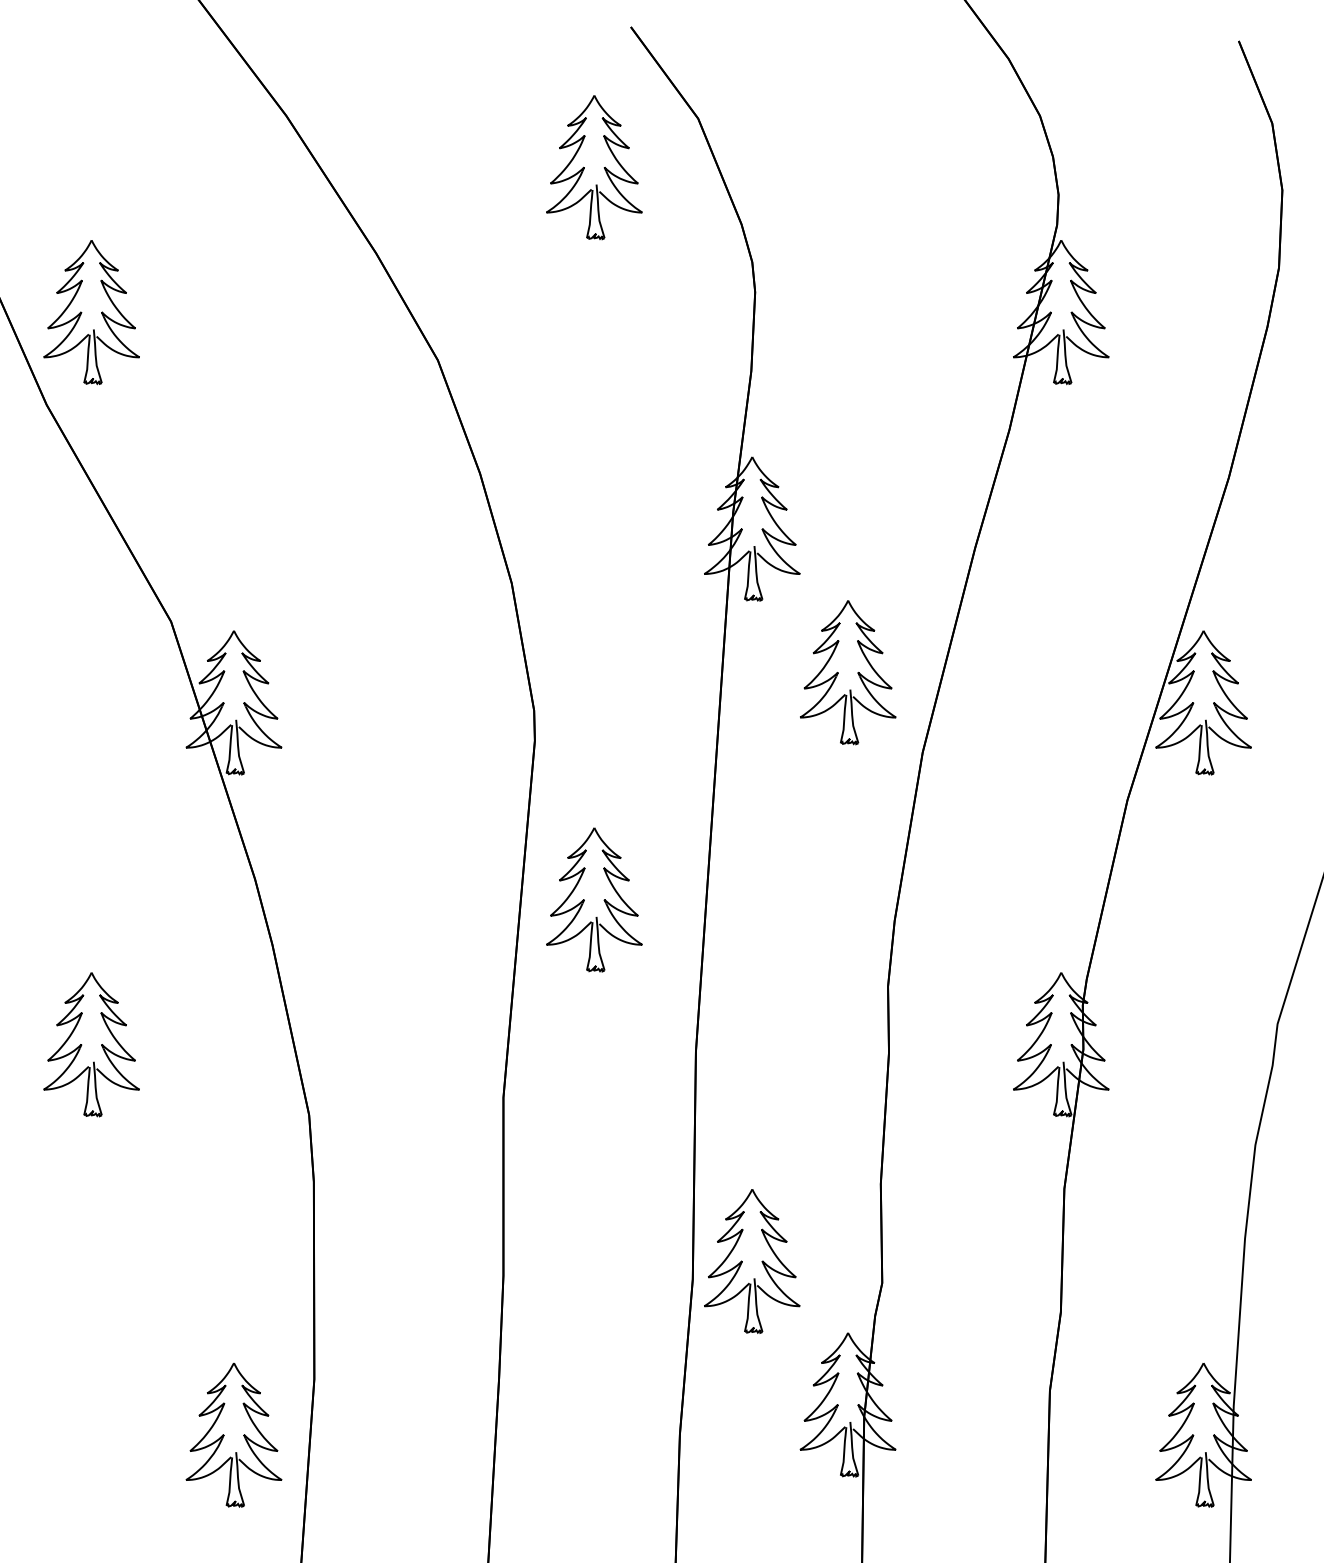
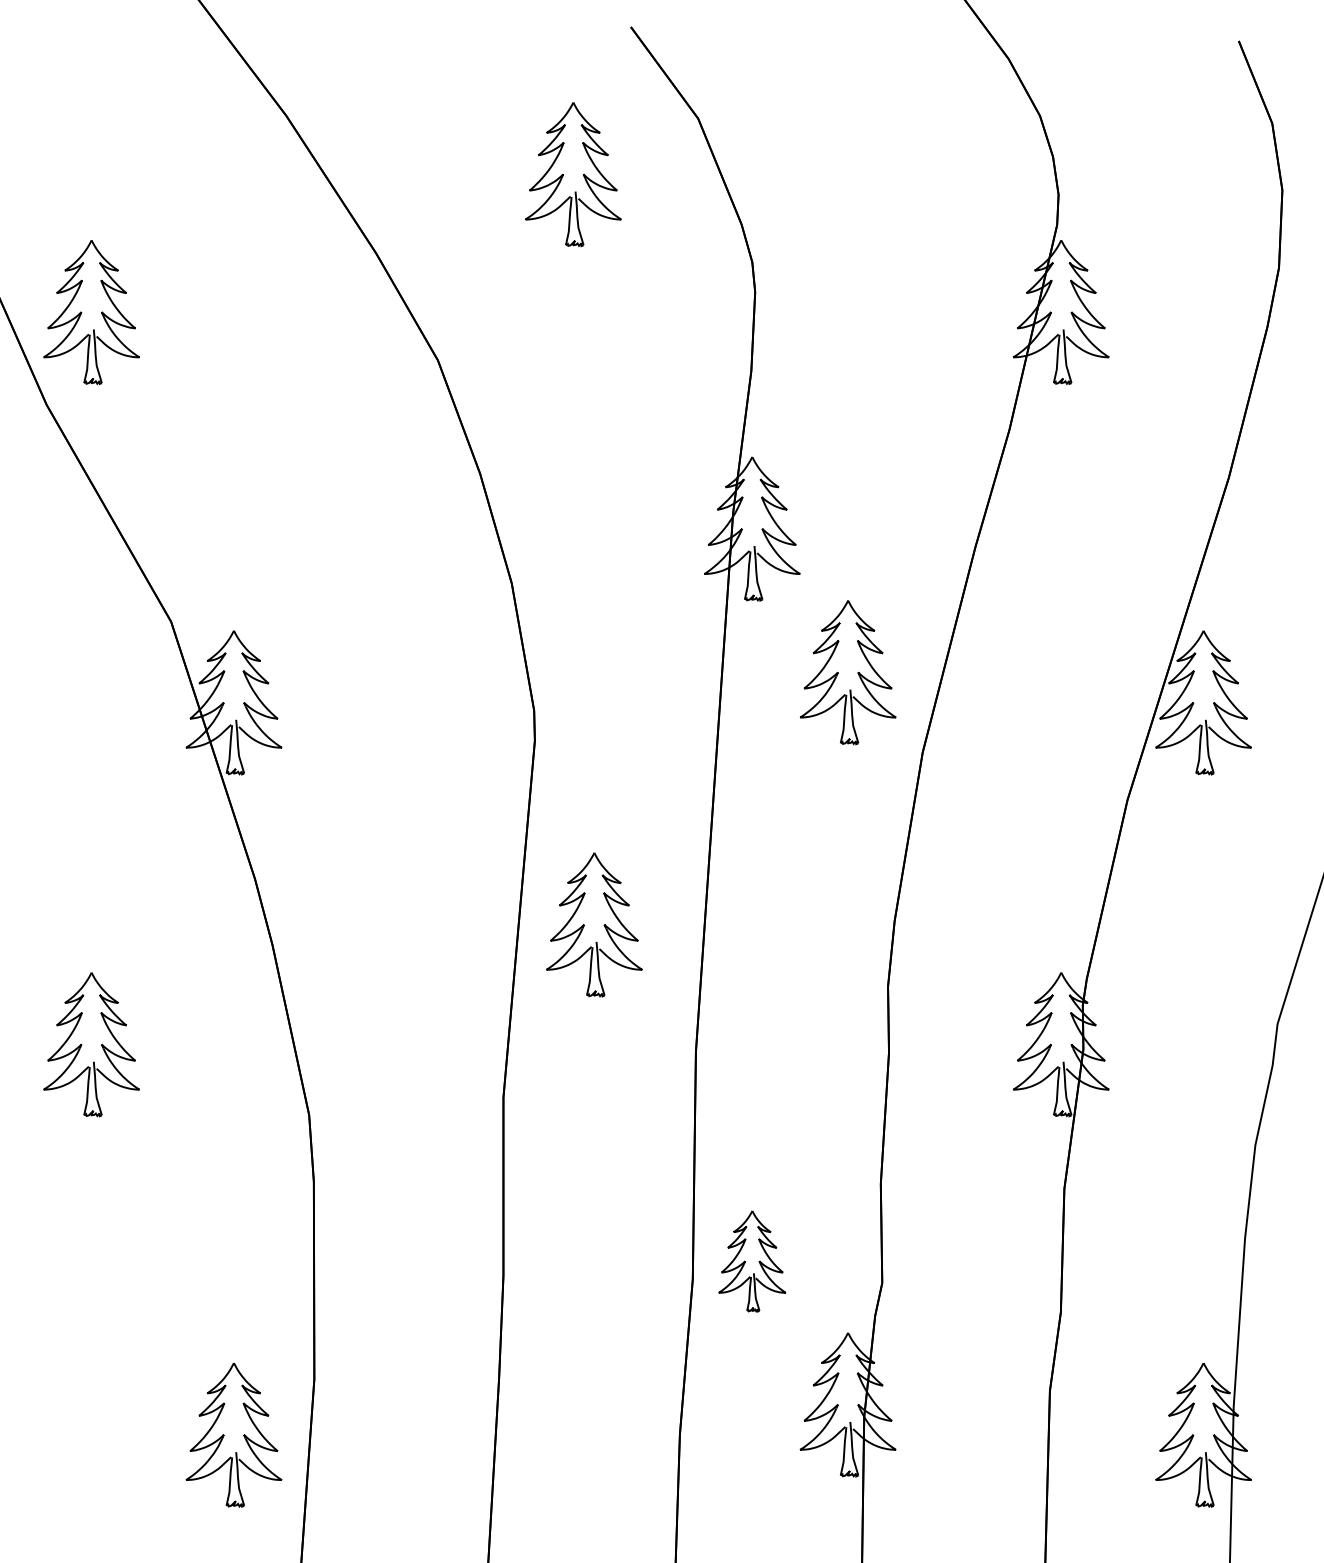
part position: (594, 167) -> (573, 174) (573, 174)
part position: (594, 899) -> (594, 924) (594, 924)
part size: 97x145 px -> 69x103 px (752, 1261)
